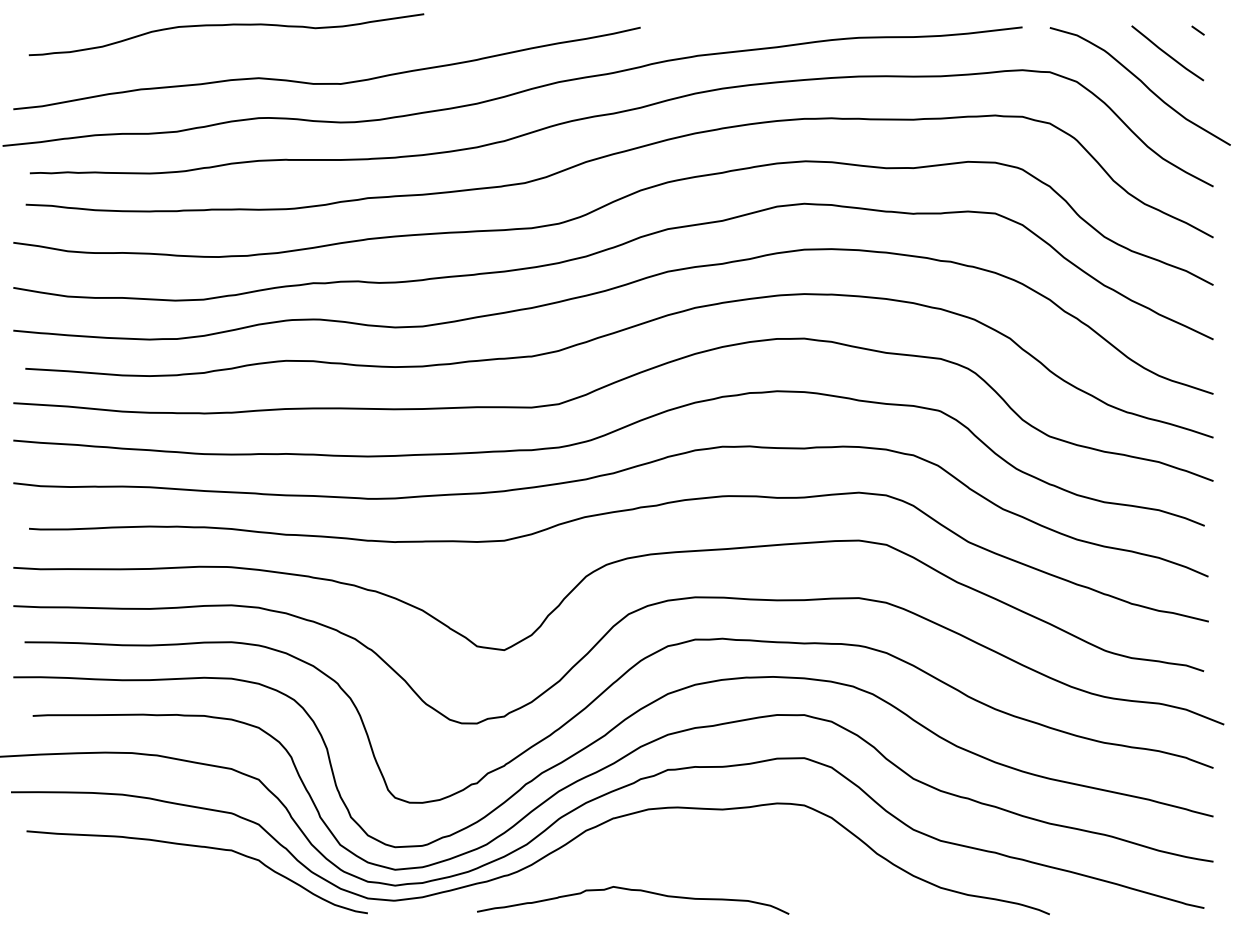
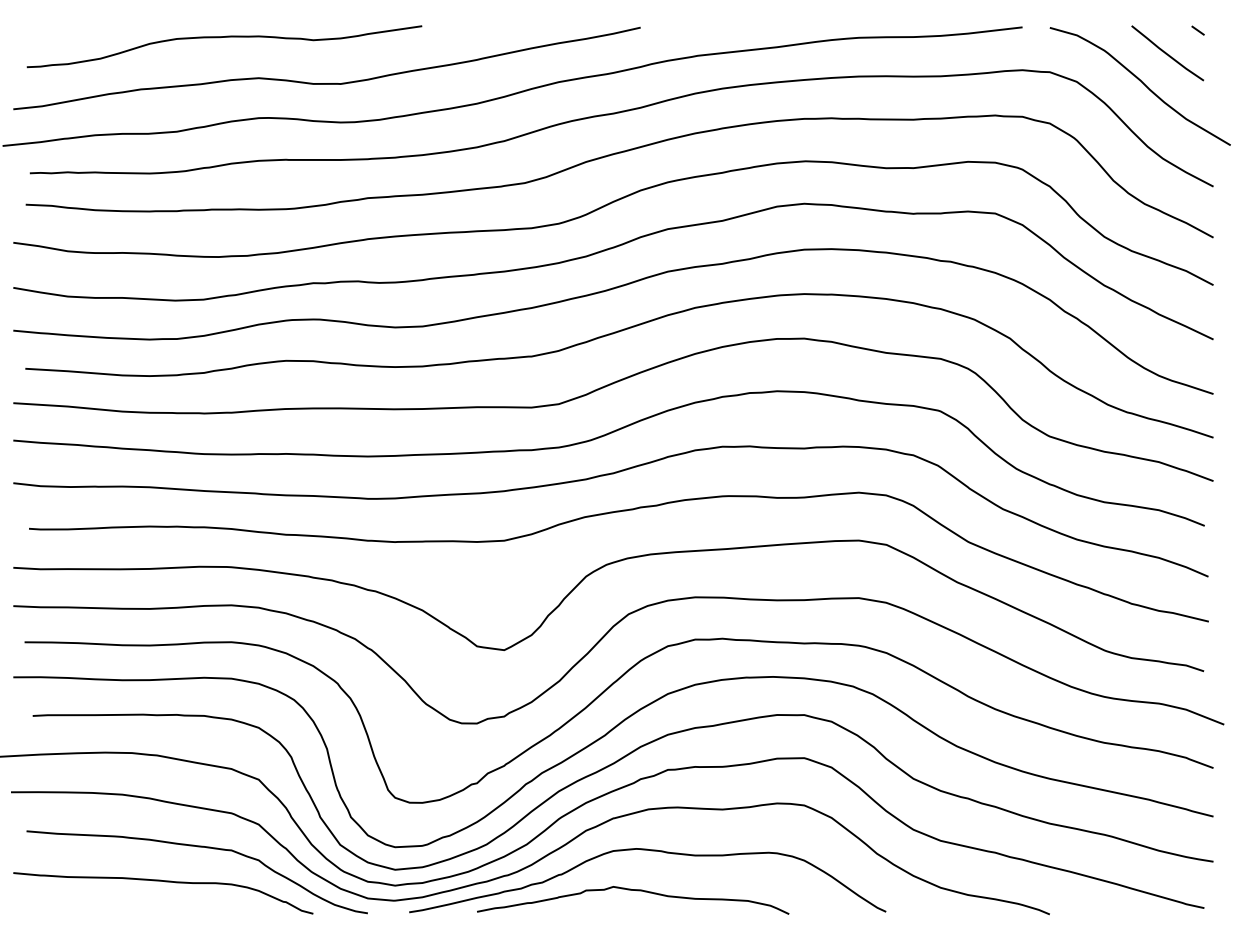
curve position: (222, 26) -> (220, 38) (220, 38)
curve: none -> present (651, 851)
curve: none -> present (165, 882)
